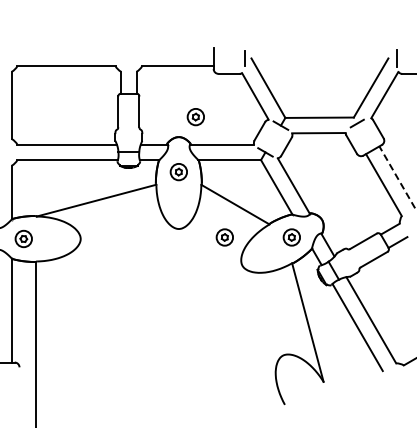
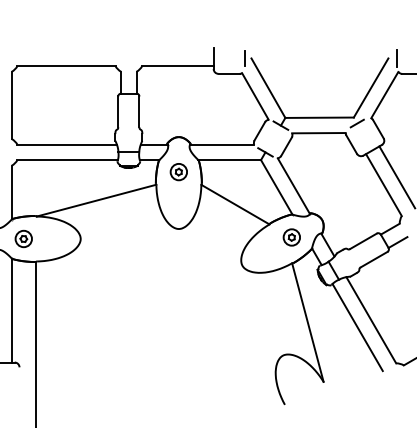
part: present -> none (195, 117)
line: dashed -> solid (397, 177)
part: present -> none (224, 237)
